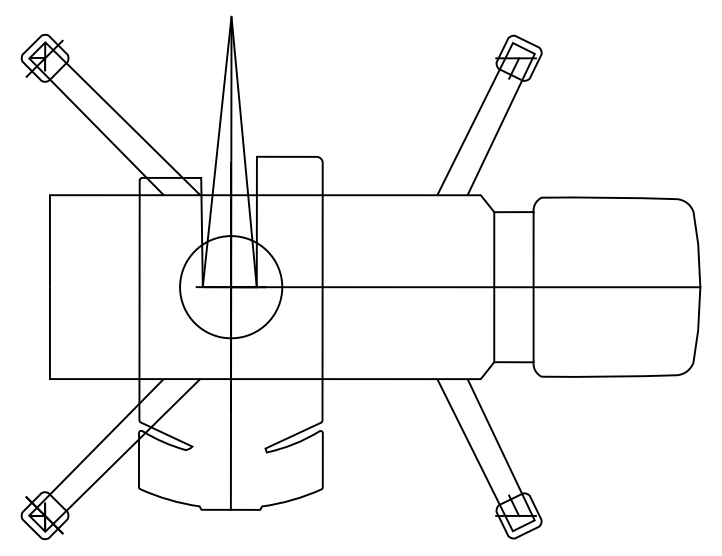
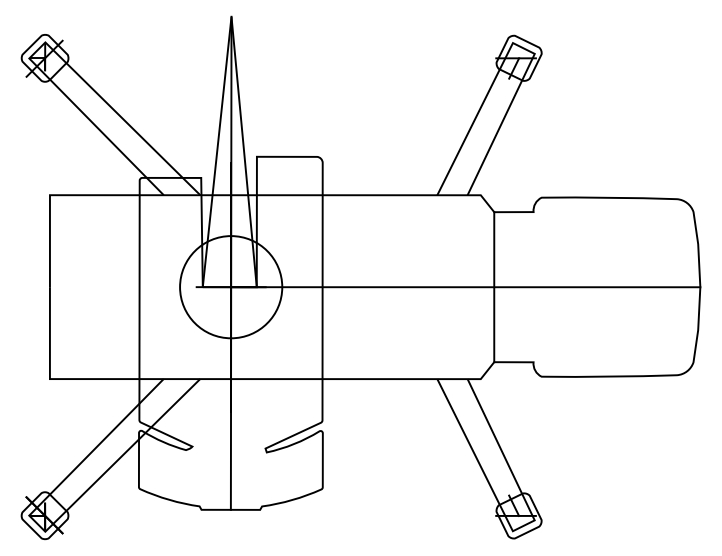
line: present -> none (533, 287)
